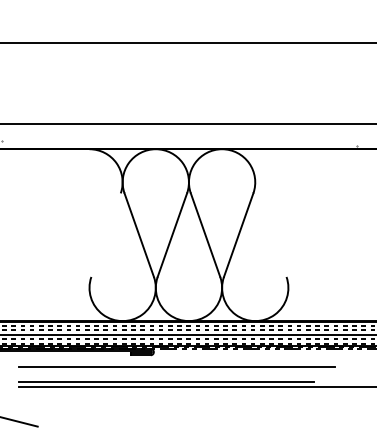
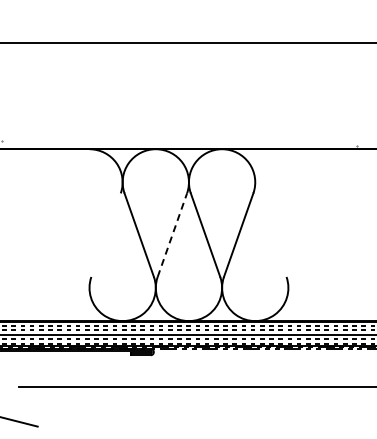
line: present -> none (187, 124)
line: solid -> dashed (172, 234)
line: present -> none (177, 366)
line: present -> none (166, 381)
